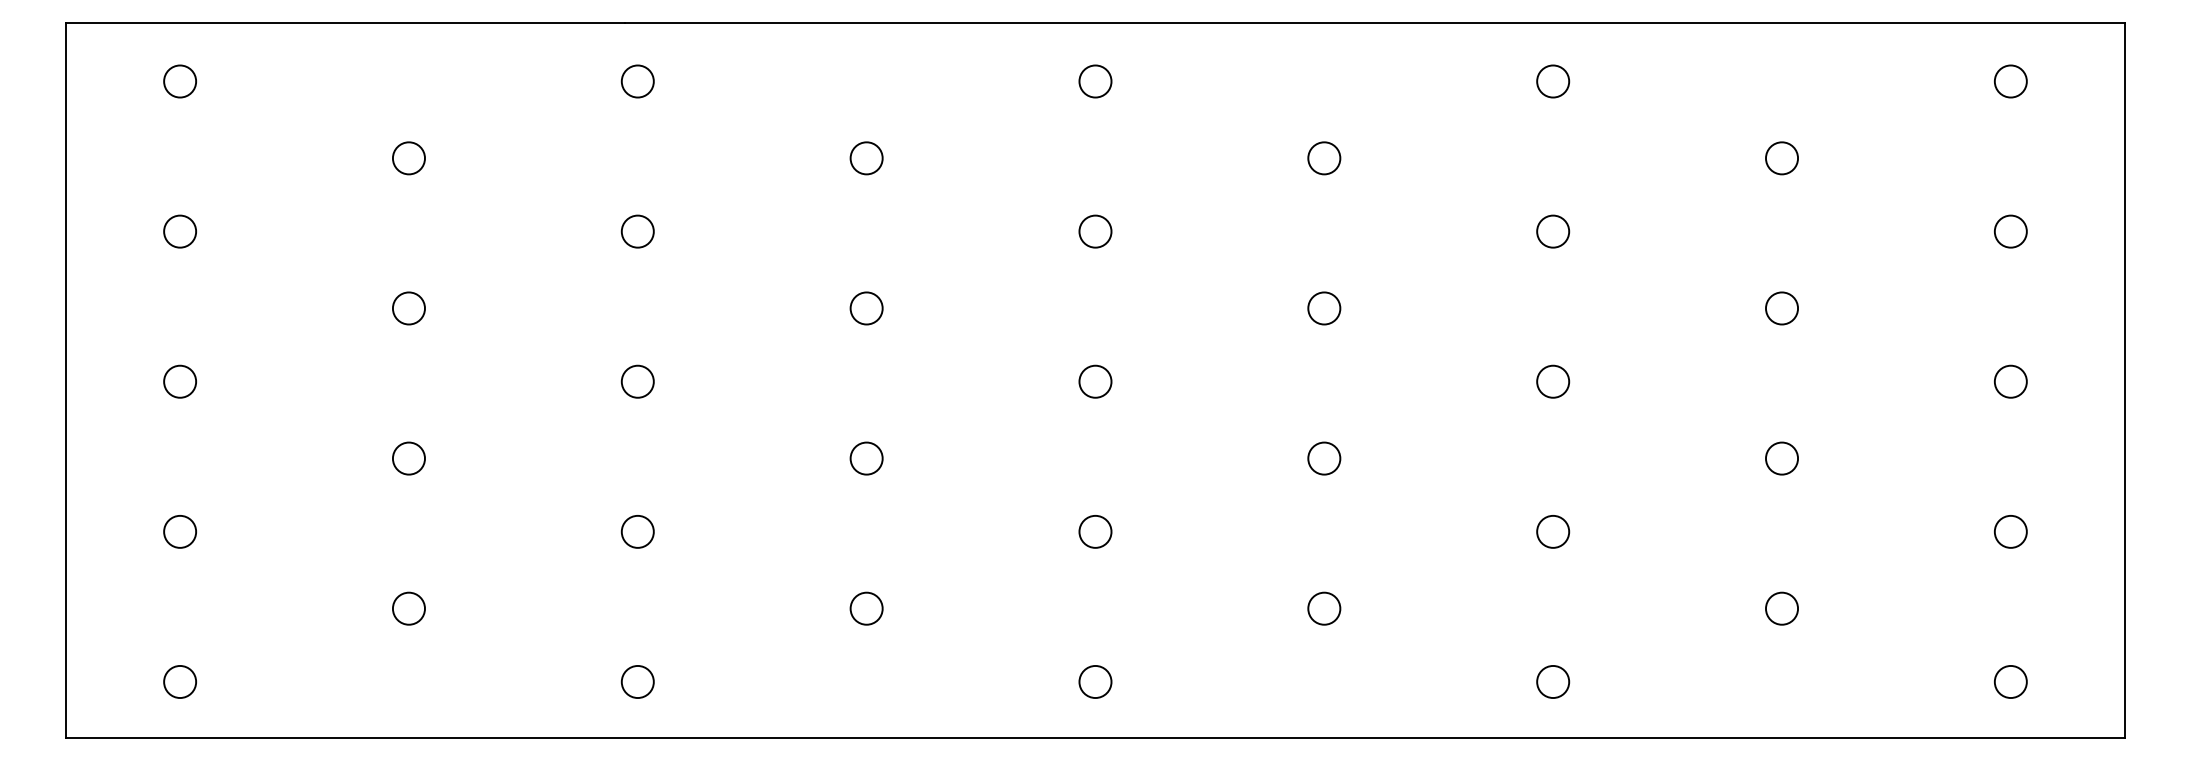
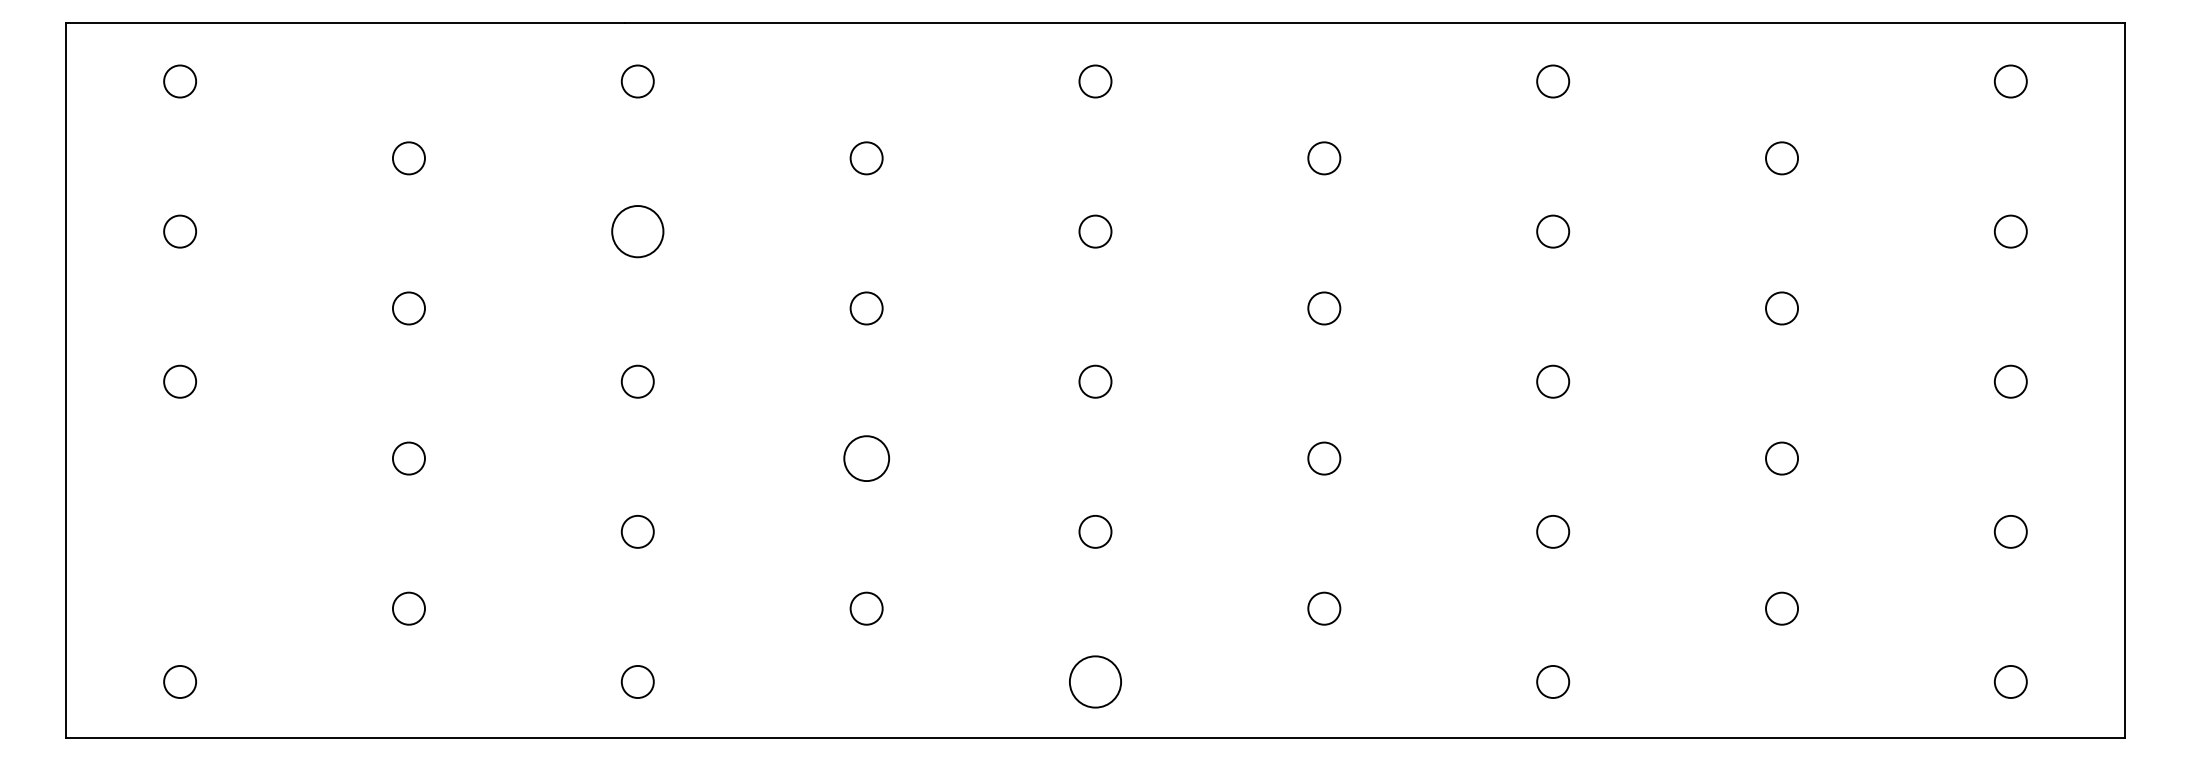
circle diameter: 32 px -> 51 px (637, 231)
circle size: 35x35 px -> 47x47 px (866, 458)
circle: present -> none (179, 531)
circle diameter: 32 px -> 51 px (1095, 681)
